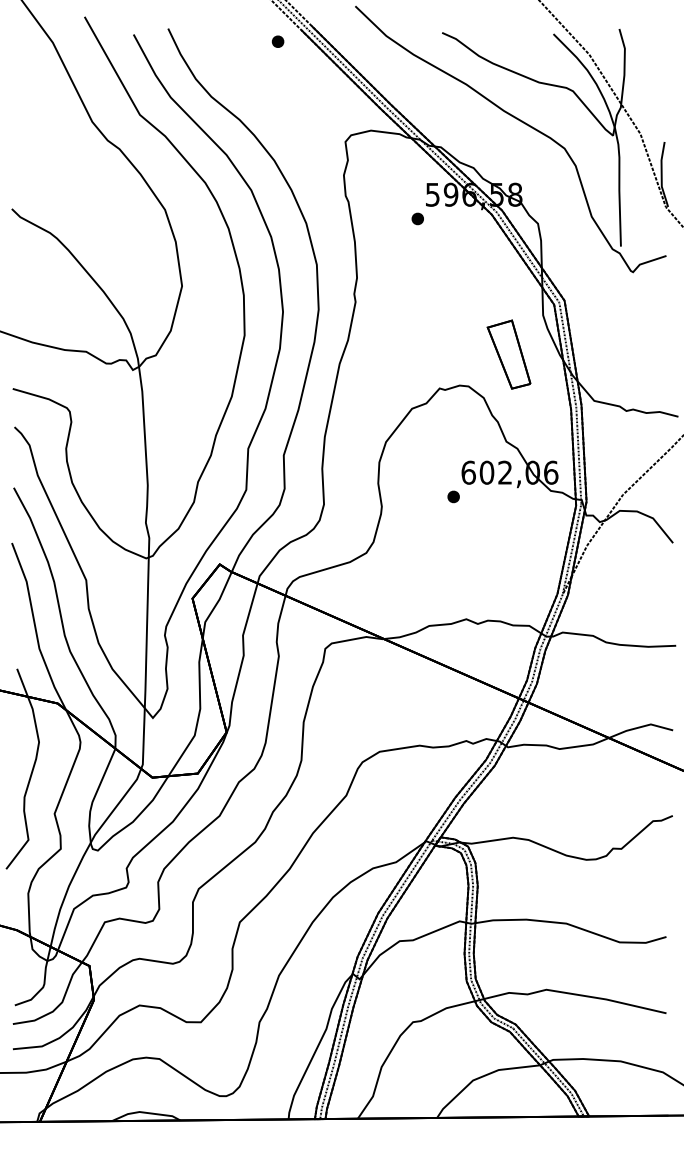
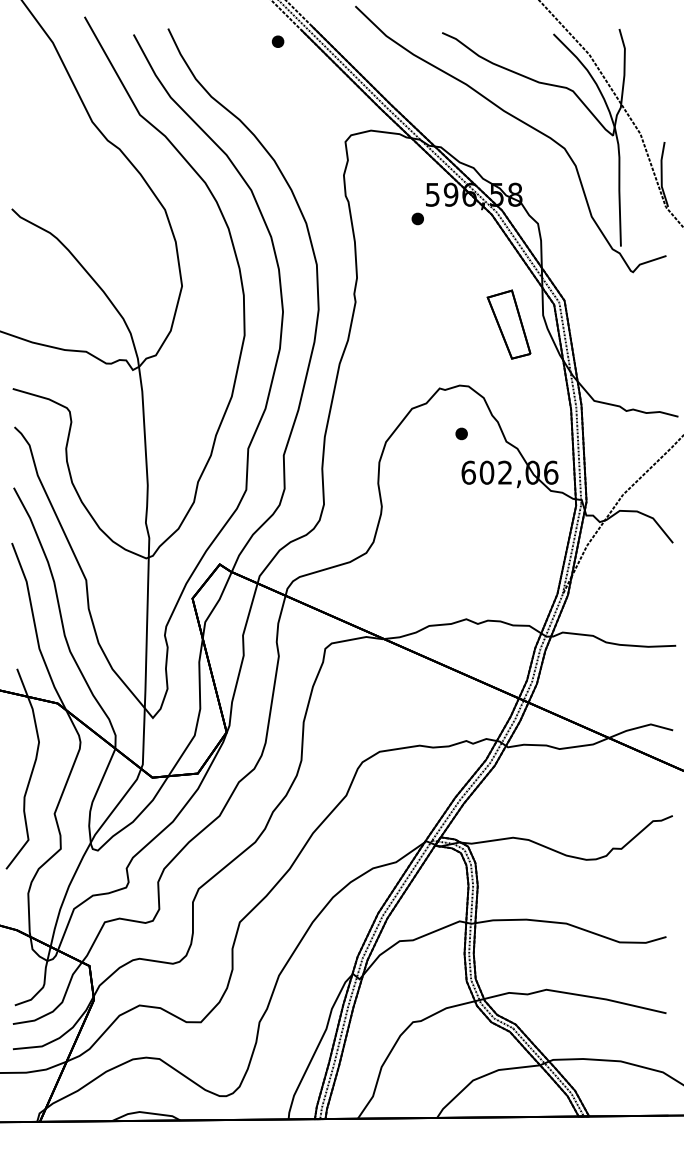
part position: (508, 354) -> (508, 324) (508, 324)
part position: (453, 496) -> (461, 433) (461, 433)
